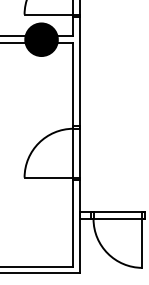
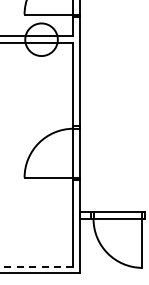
fill: present -> none (41, 39)
line: solid -> dashed (36, 266)
